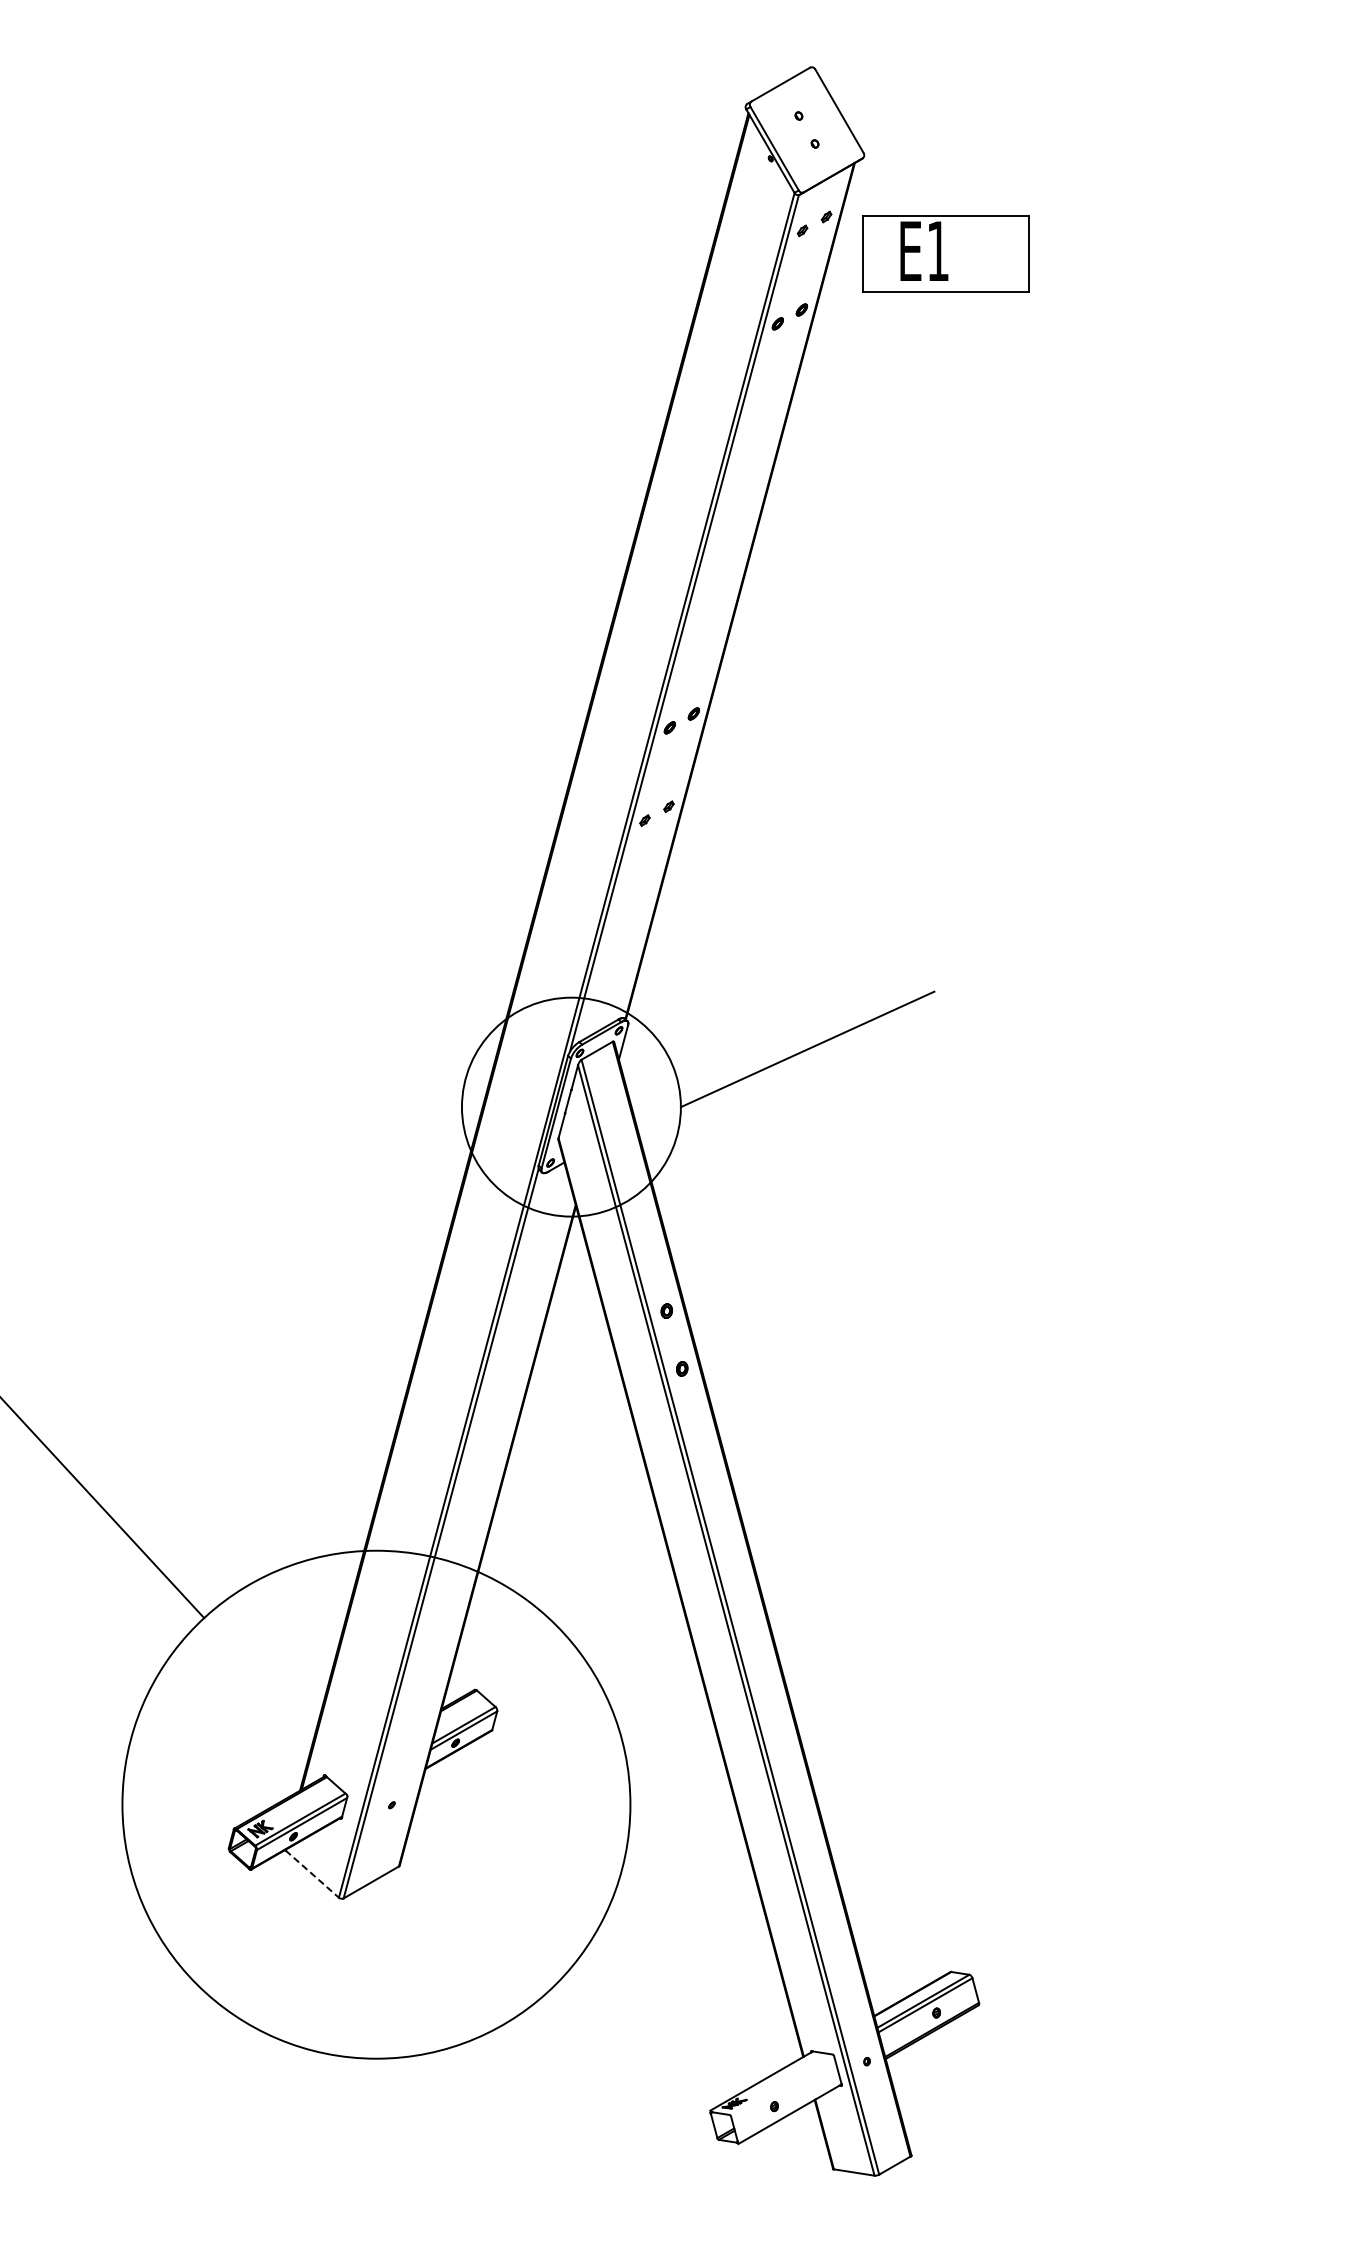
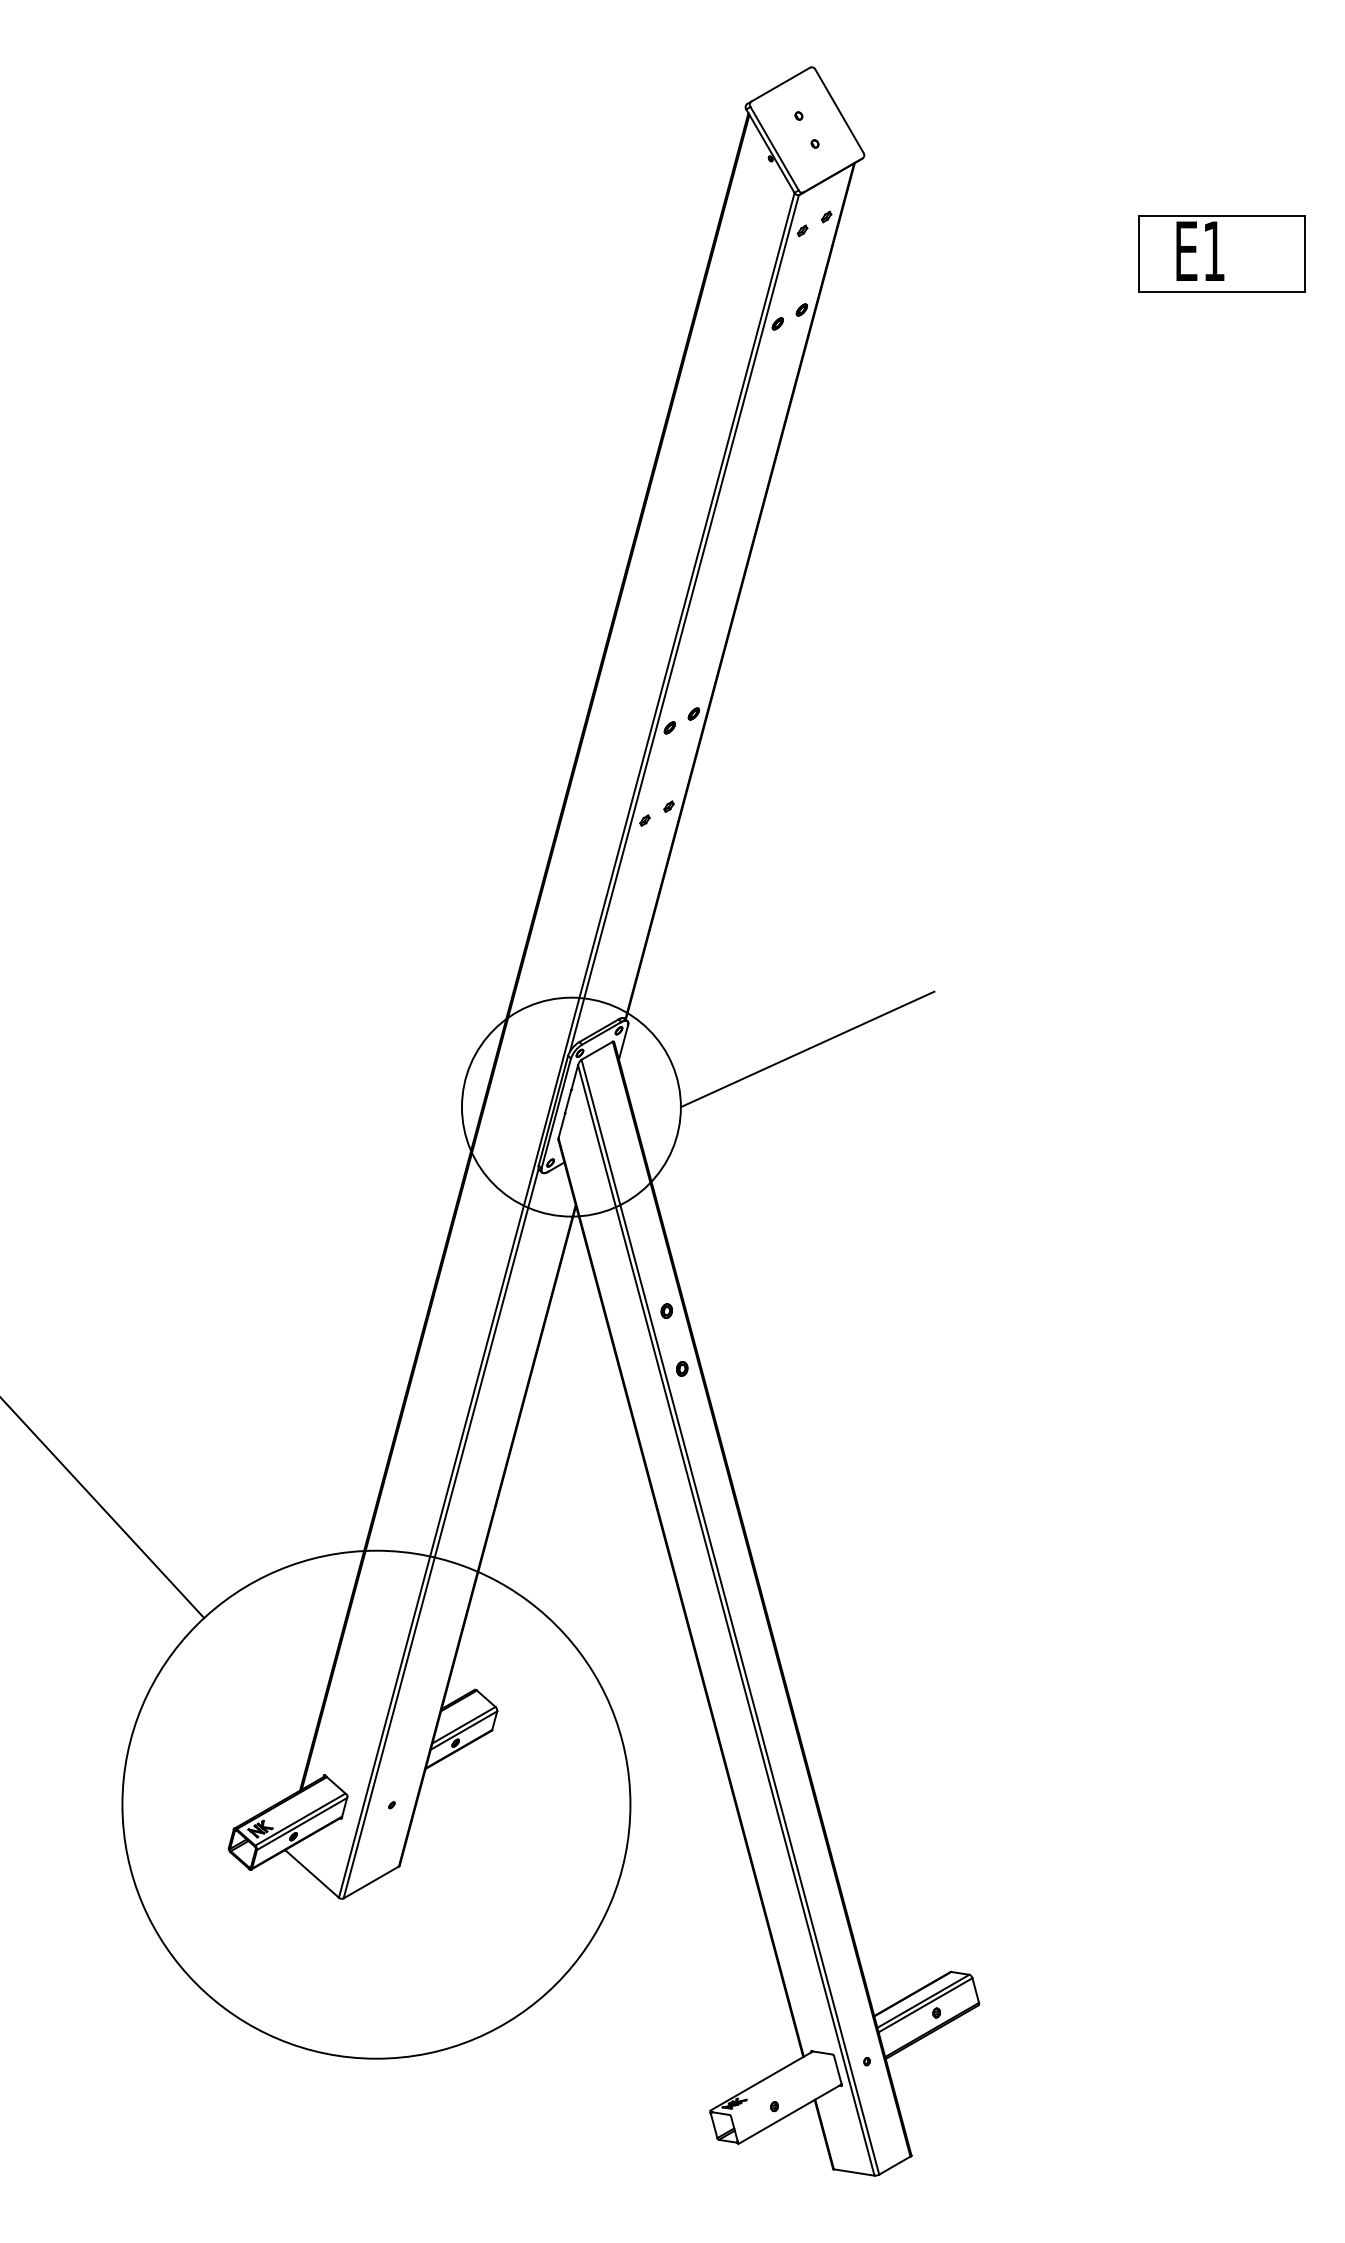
part position: (945, 253) -> (1221, 253) (1221, 253)
line: dashed -> solid (312, 1874)
